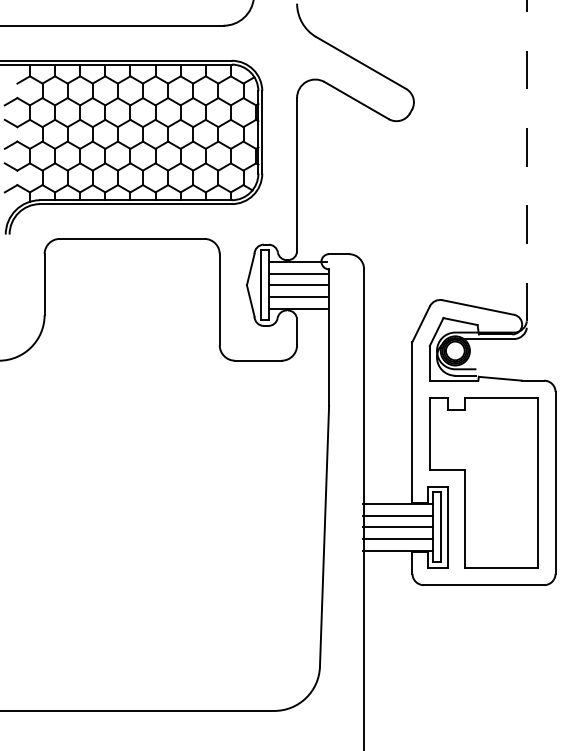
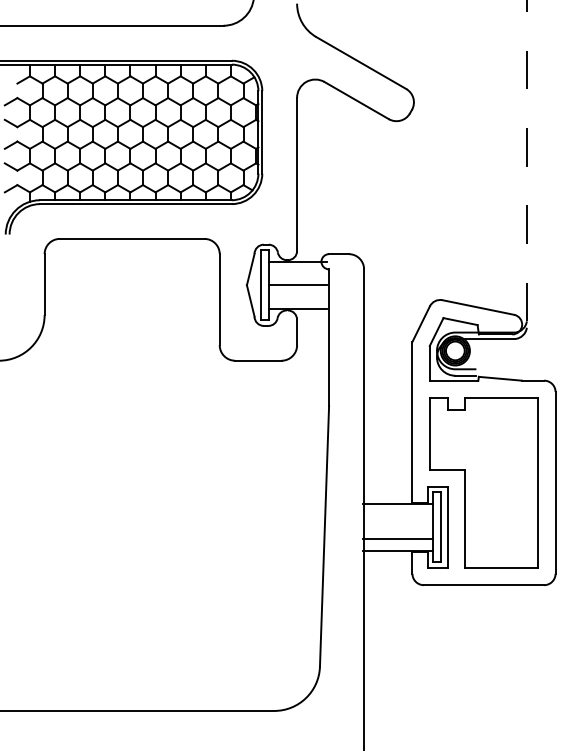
line: present -> none (297, 273)
line: present -> none (297, 297)
line: present -> none (397, 515)
line: present -> none (397, 527)
